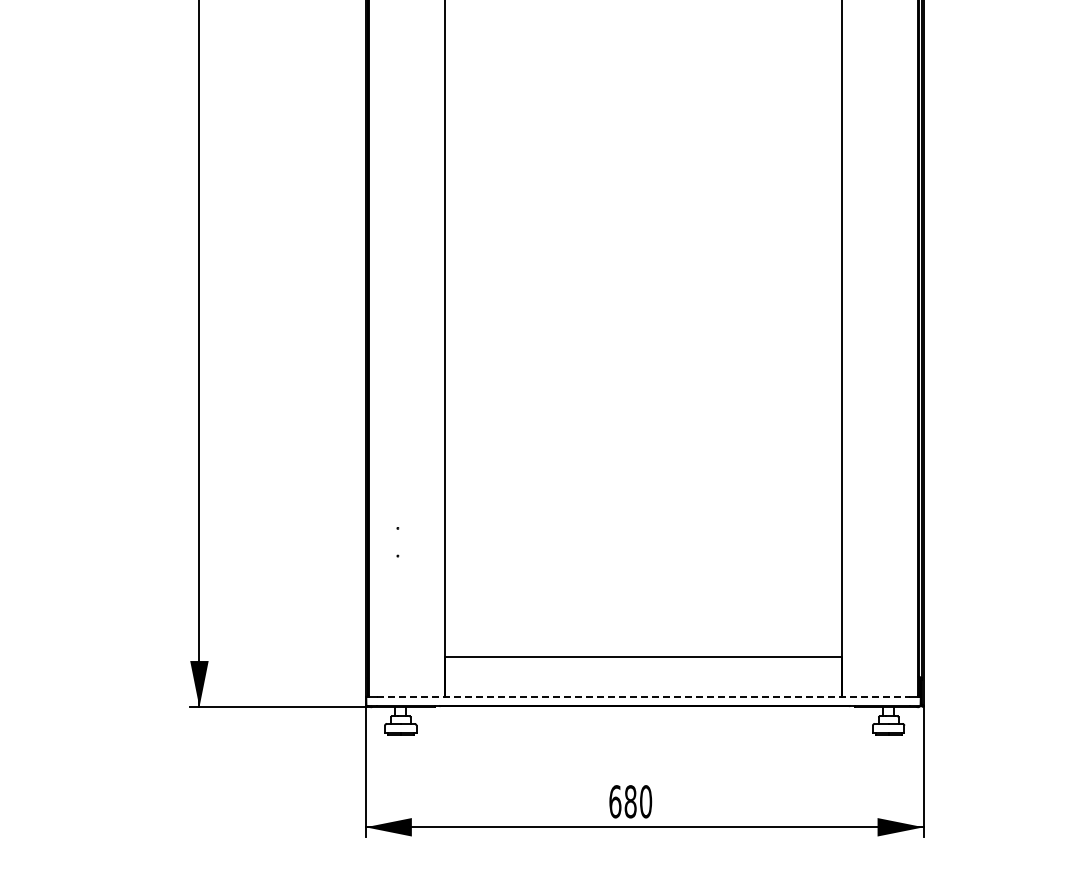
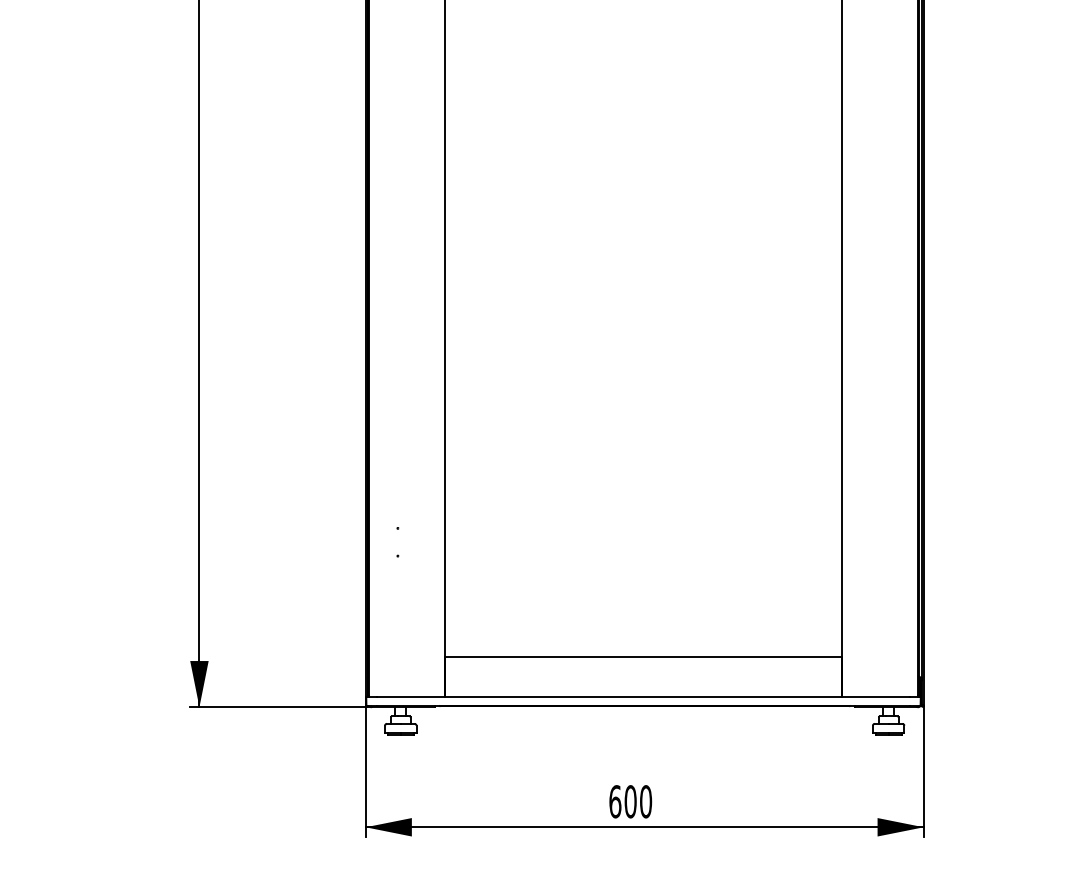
line: dashed -> solid (643, 696)
text: 680 -> 600 (630, 801)
